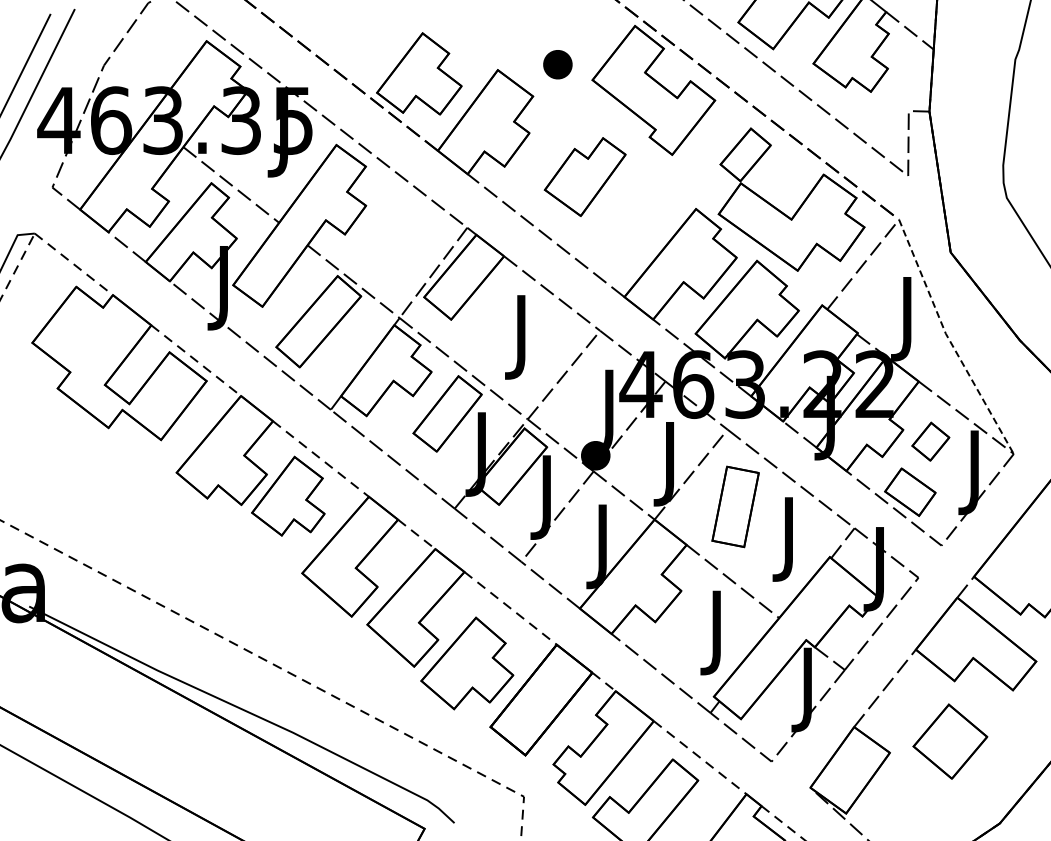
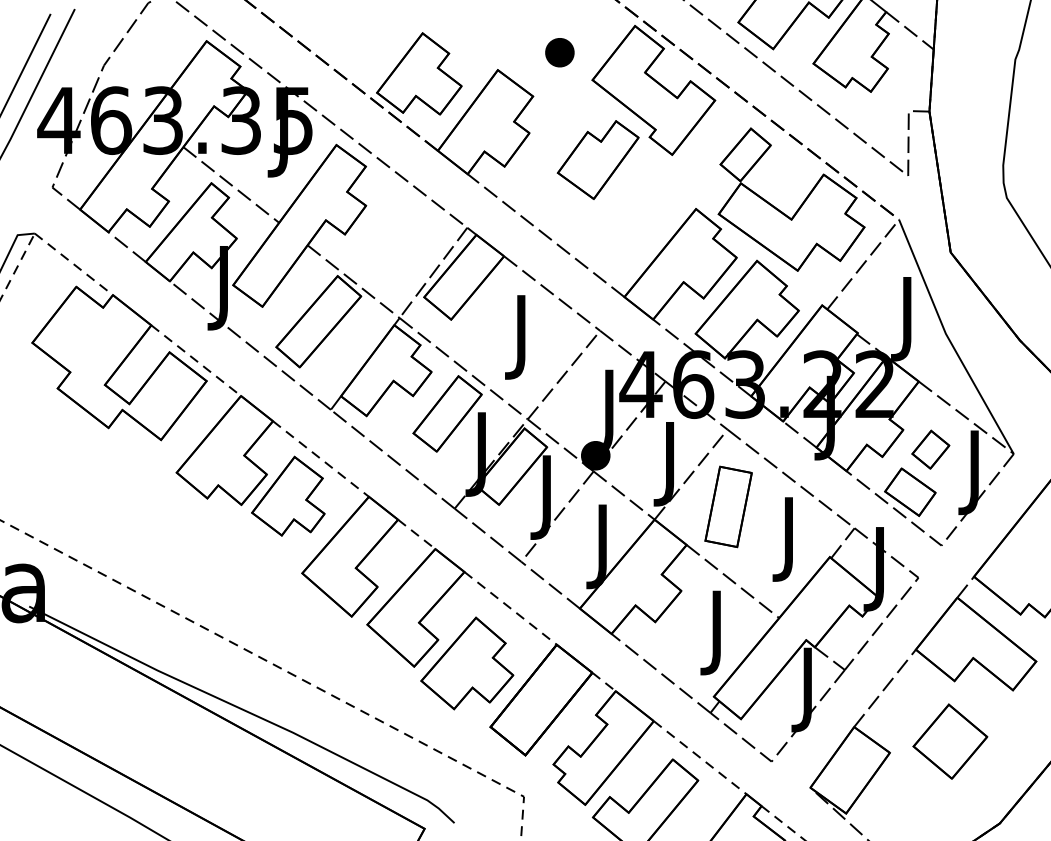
part position: (557, 64) -> (559, 52) (559, 52)
part position: (584, 176) -> (597, 159) (597, 159)
line: dashed -> solid (949, 340)
part position: (930, 441) -> (930, 449) (930, 449)
part position: (735, 506) -> (728, 506) (728, 506)
